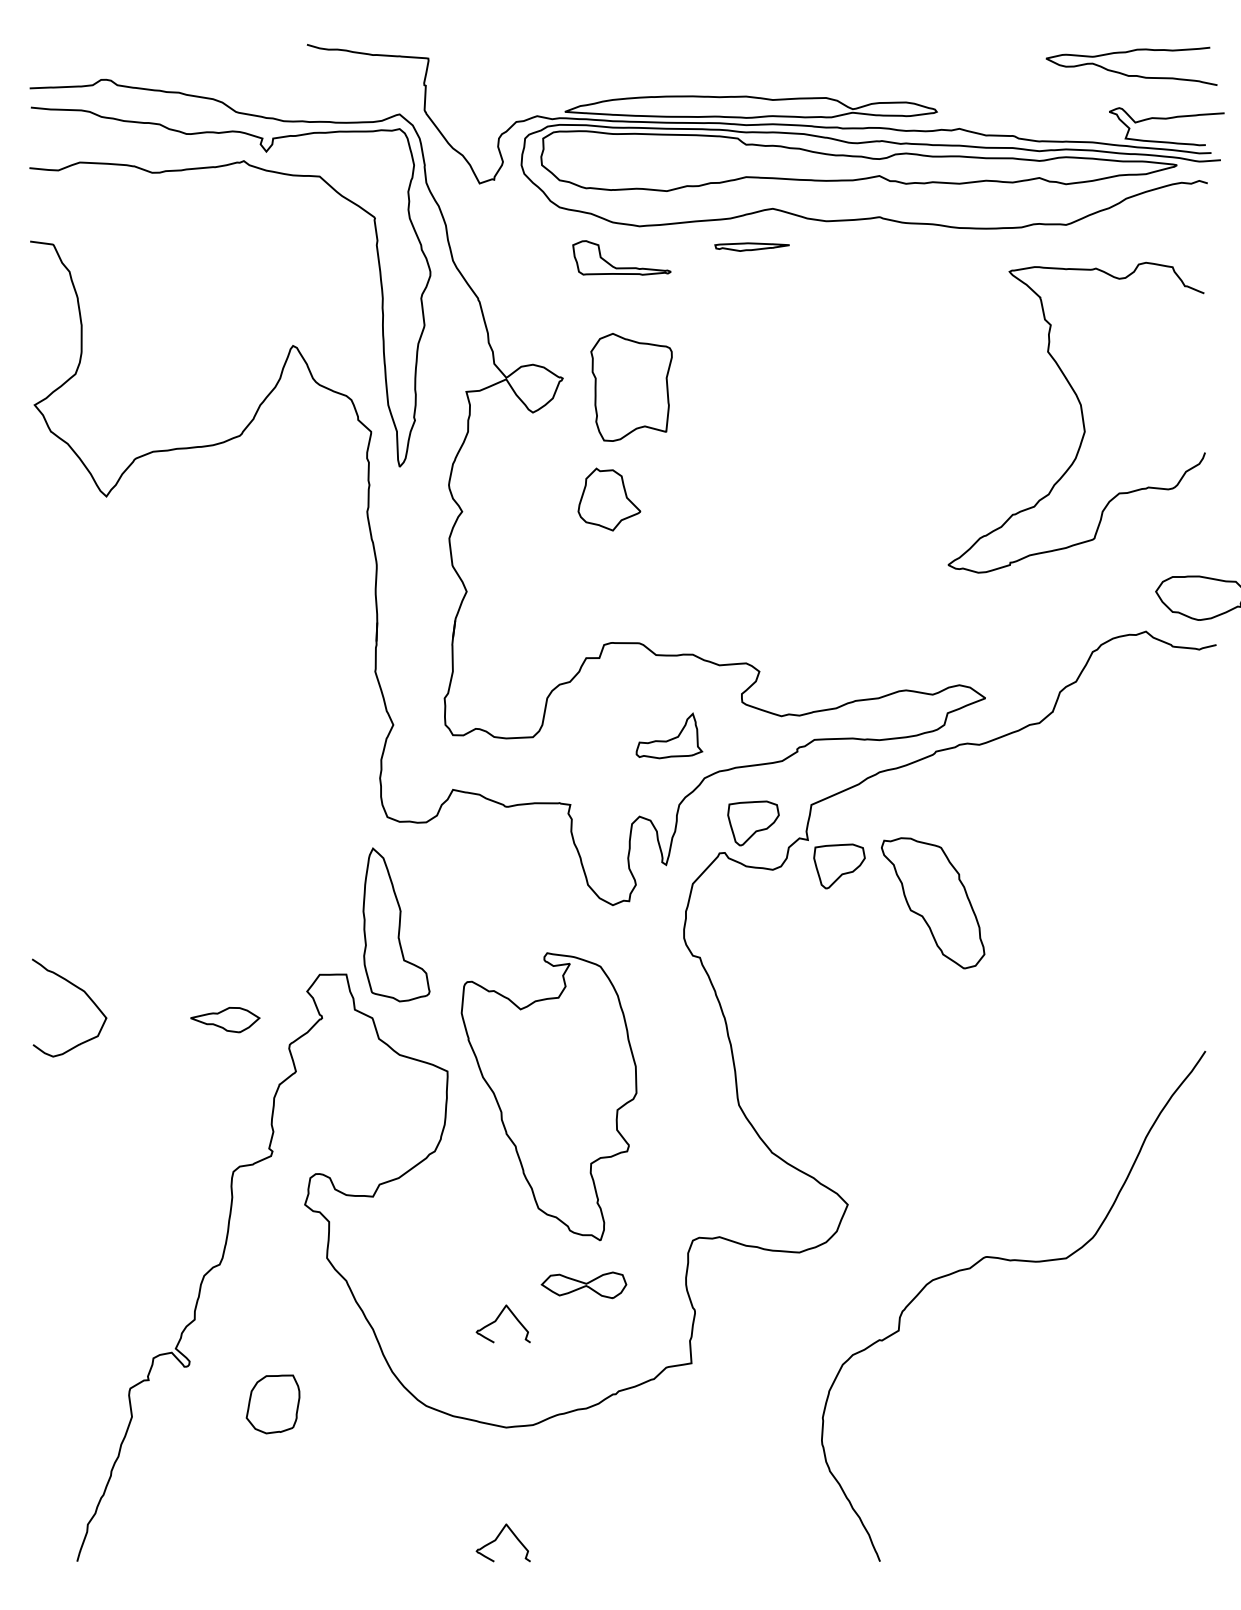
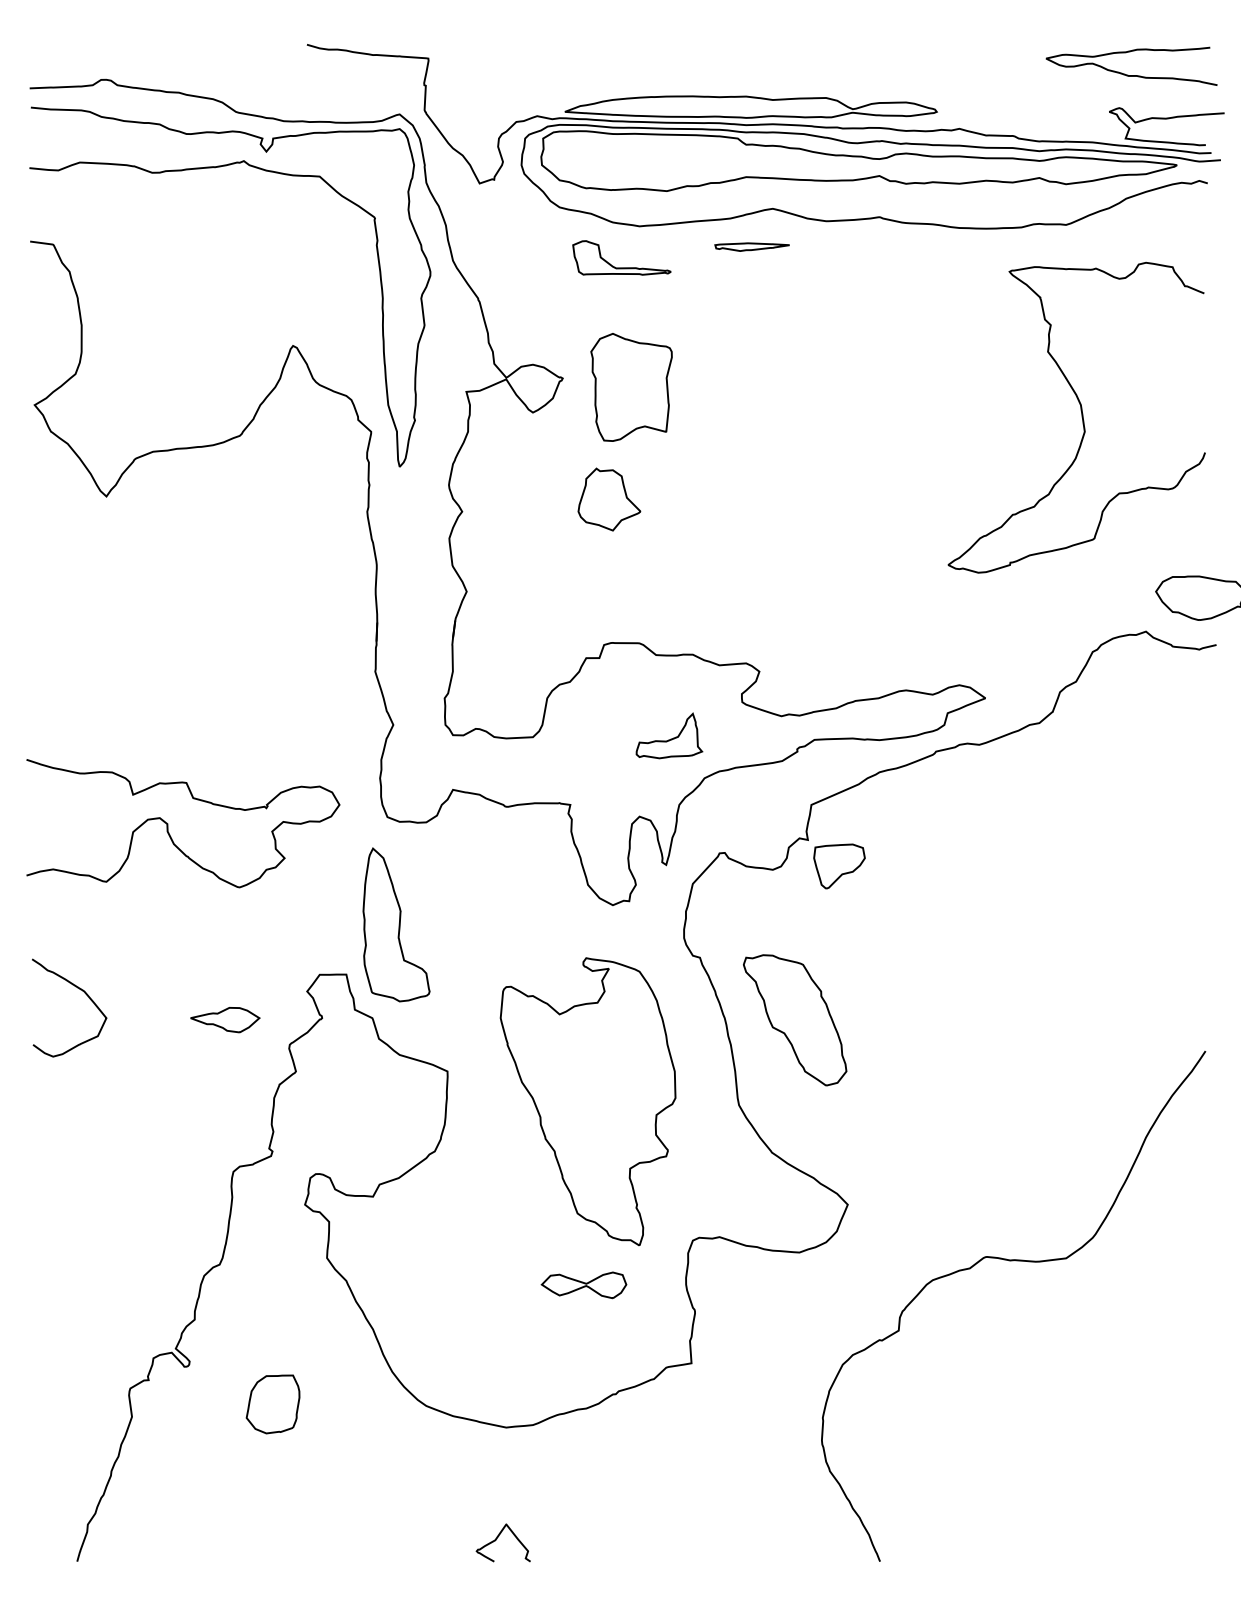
curve: none -> present (168, 823)
part: present -> none (753, 823)
part position: (933, 903) -> (795, 1020) (795, 1020)
part position: (548, 1096) -> (587, 1101) (587, 1101)
curve: present -> none (496, 1321)
